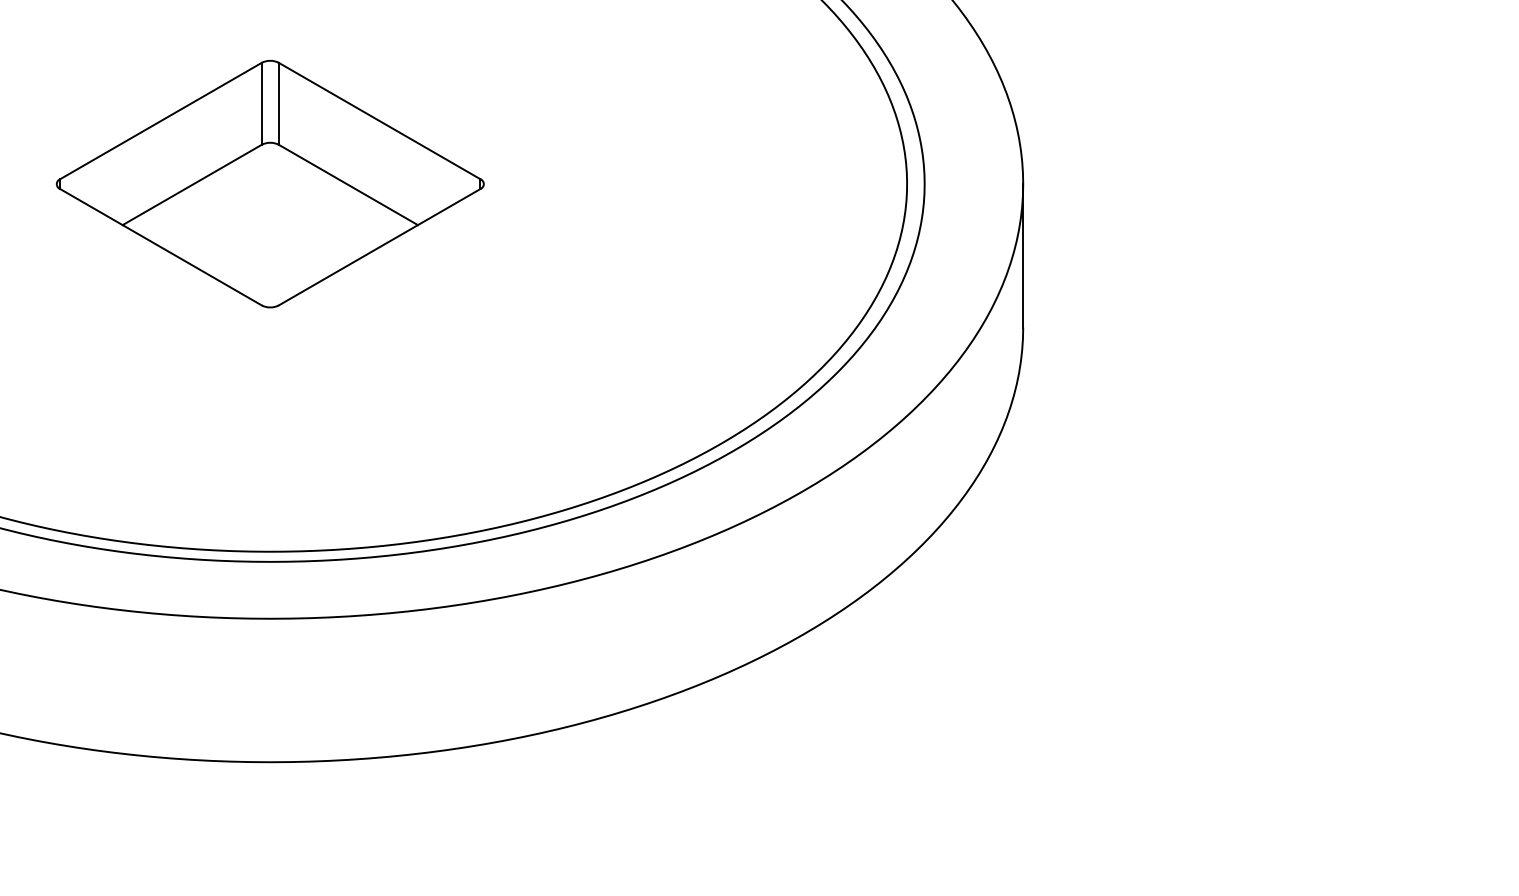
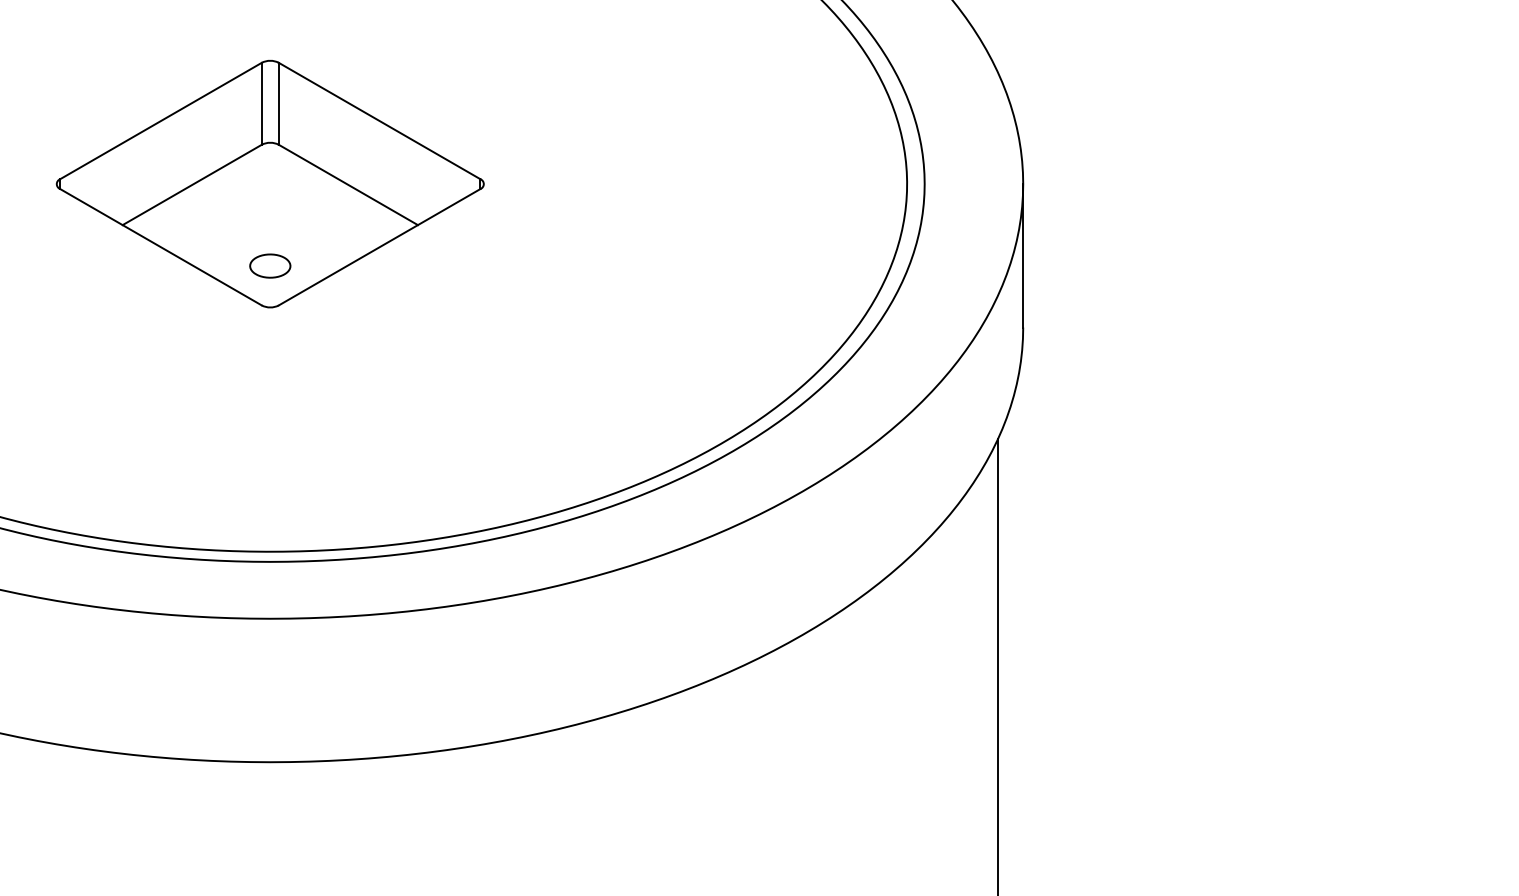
part: none -> present (270, 265)
line: none -> present (998, 665)
